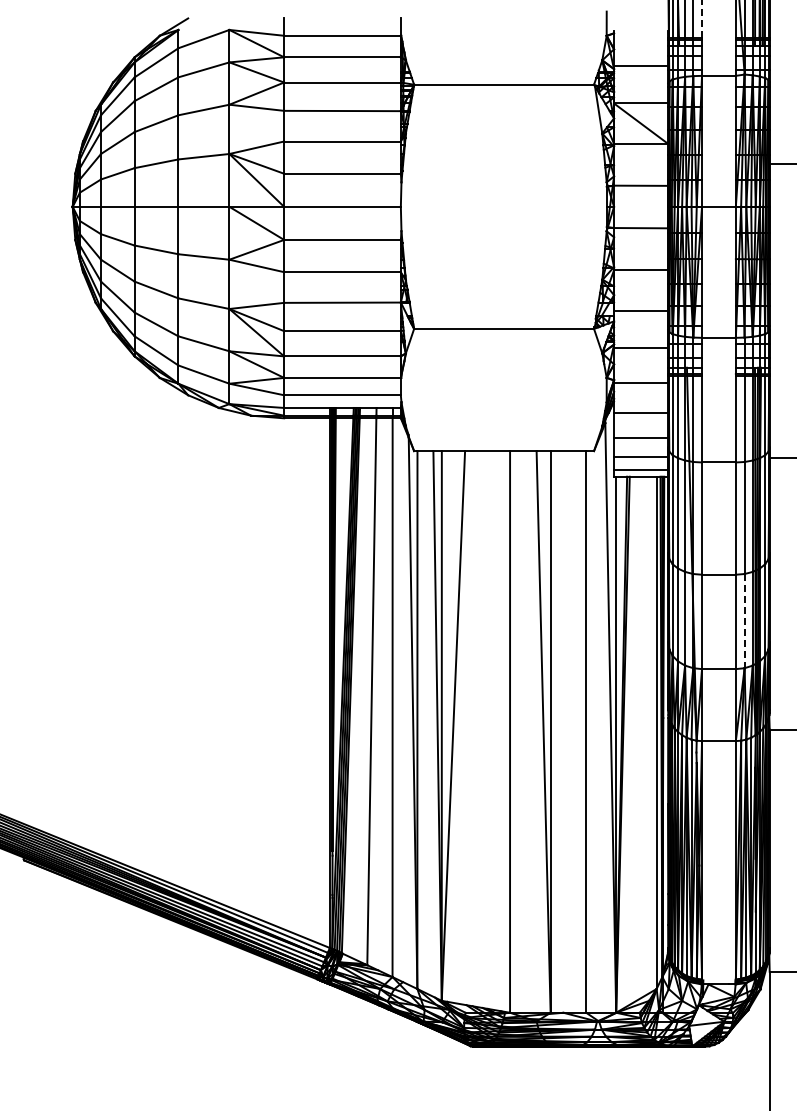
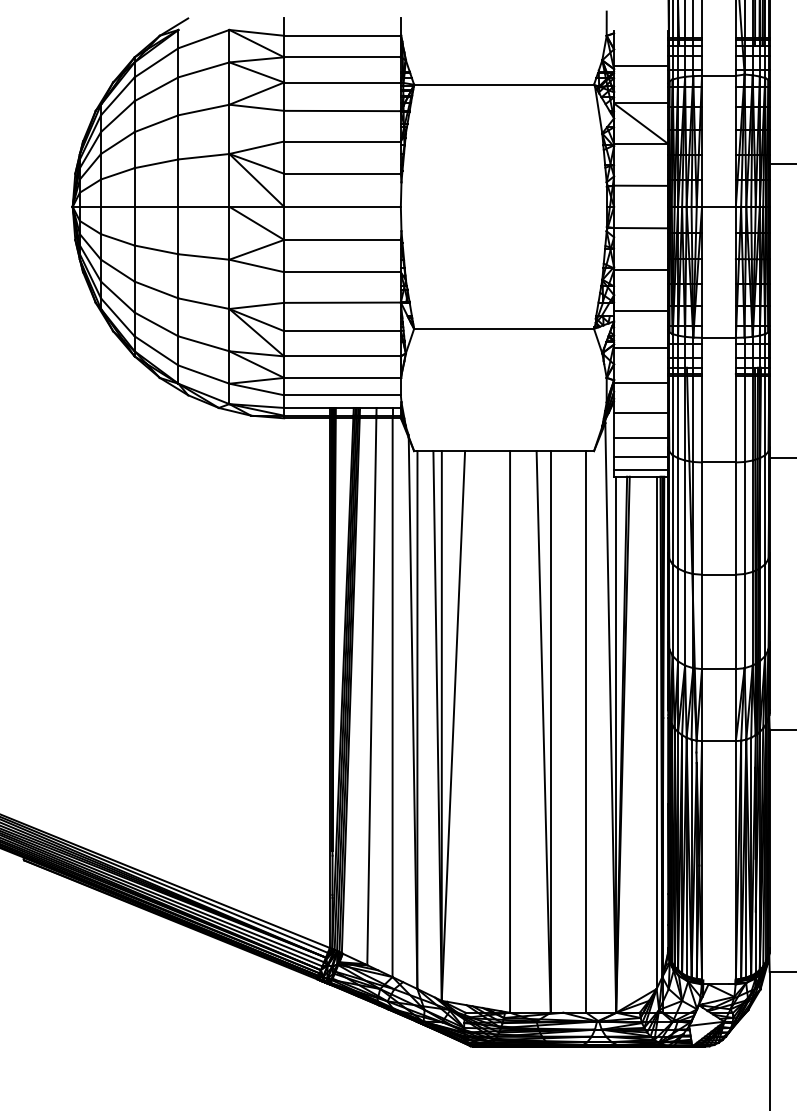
line: dashed -> solid (702, 18)
line: dashed -> solid (744, 621)
